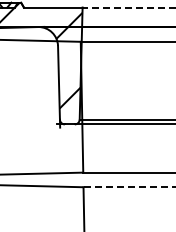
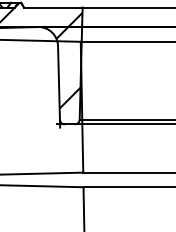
line: dashed -> solid (128, 7)
line: dashed -> solid (129, 187)
